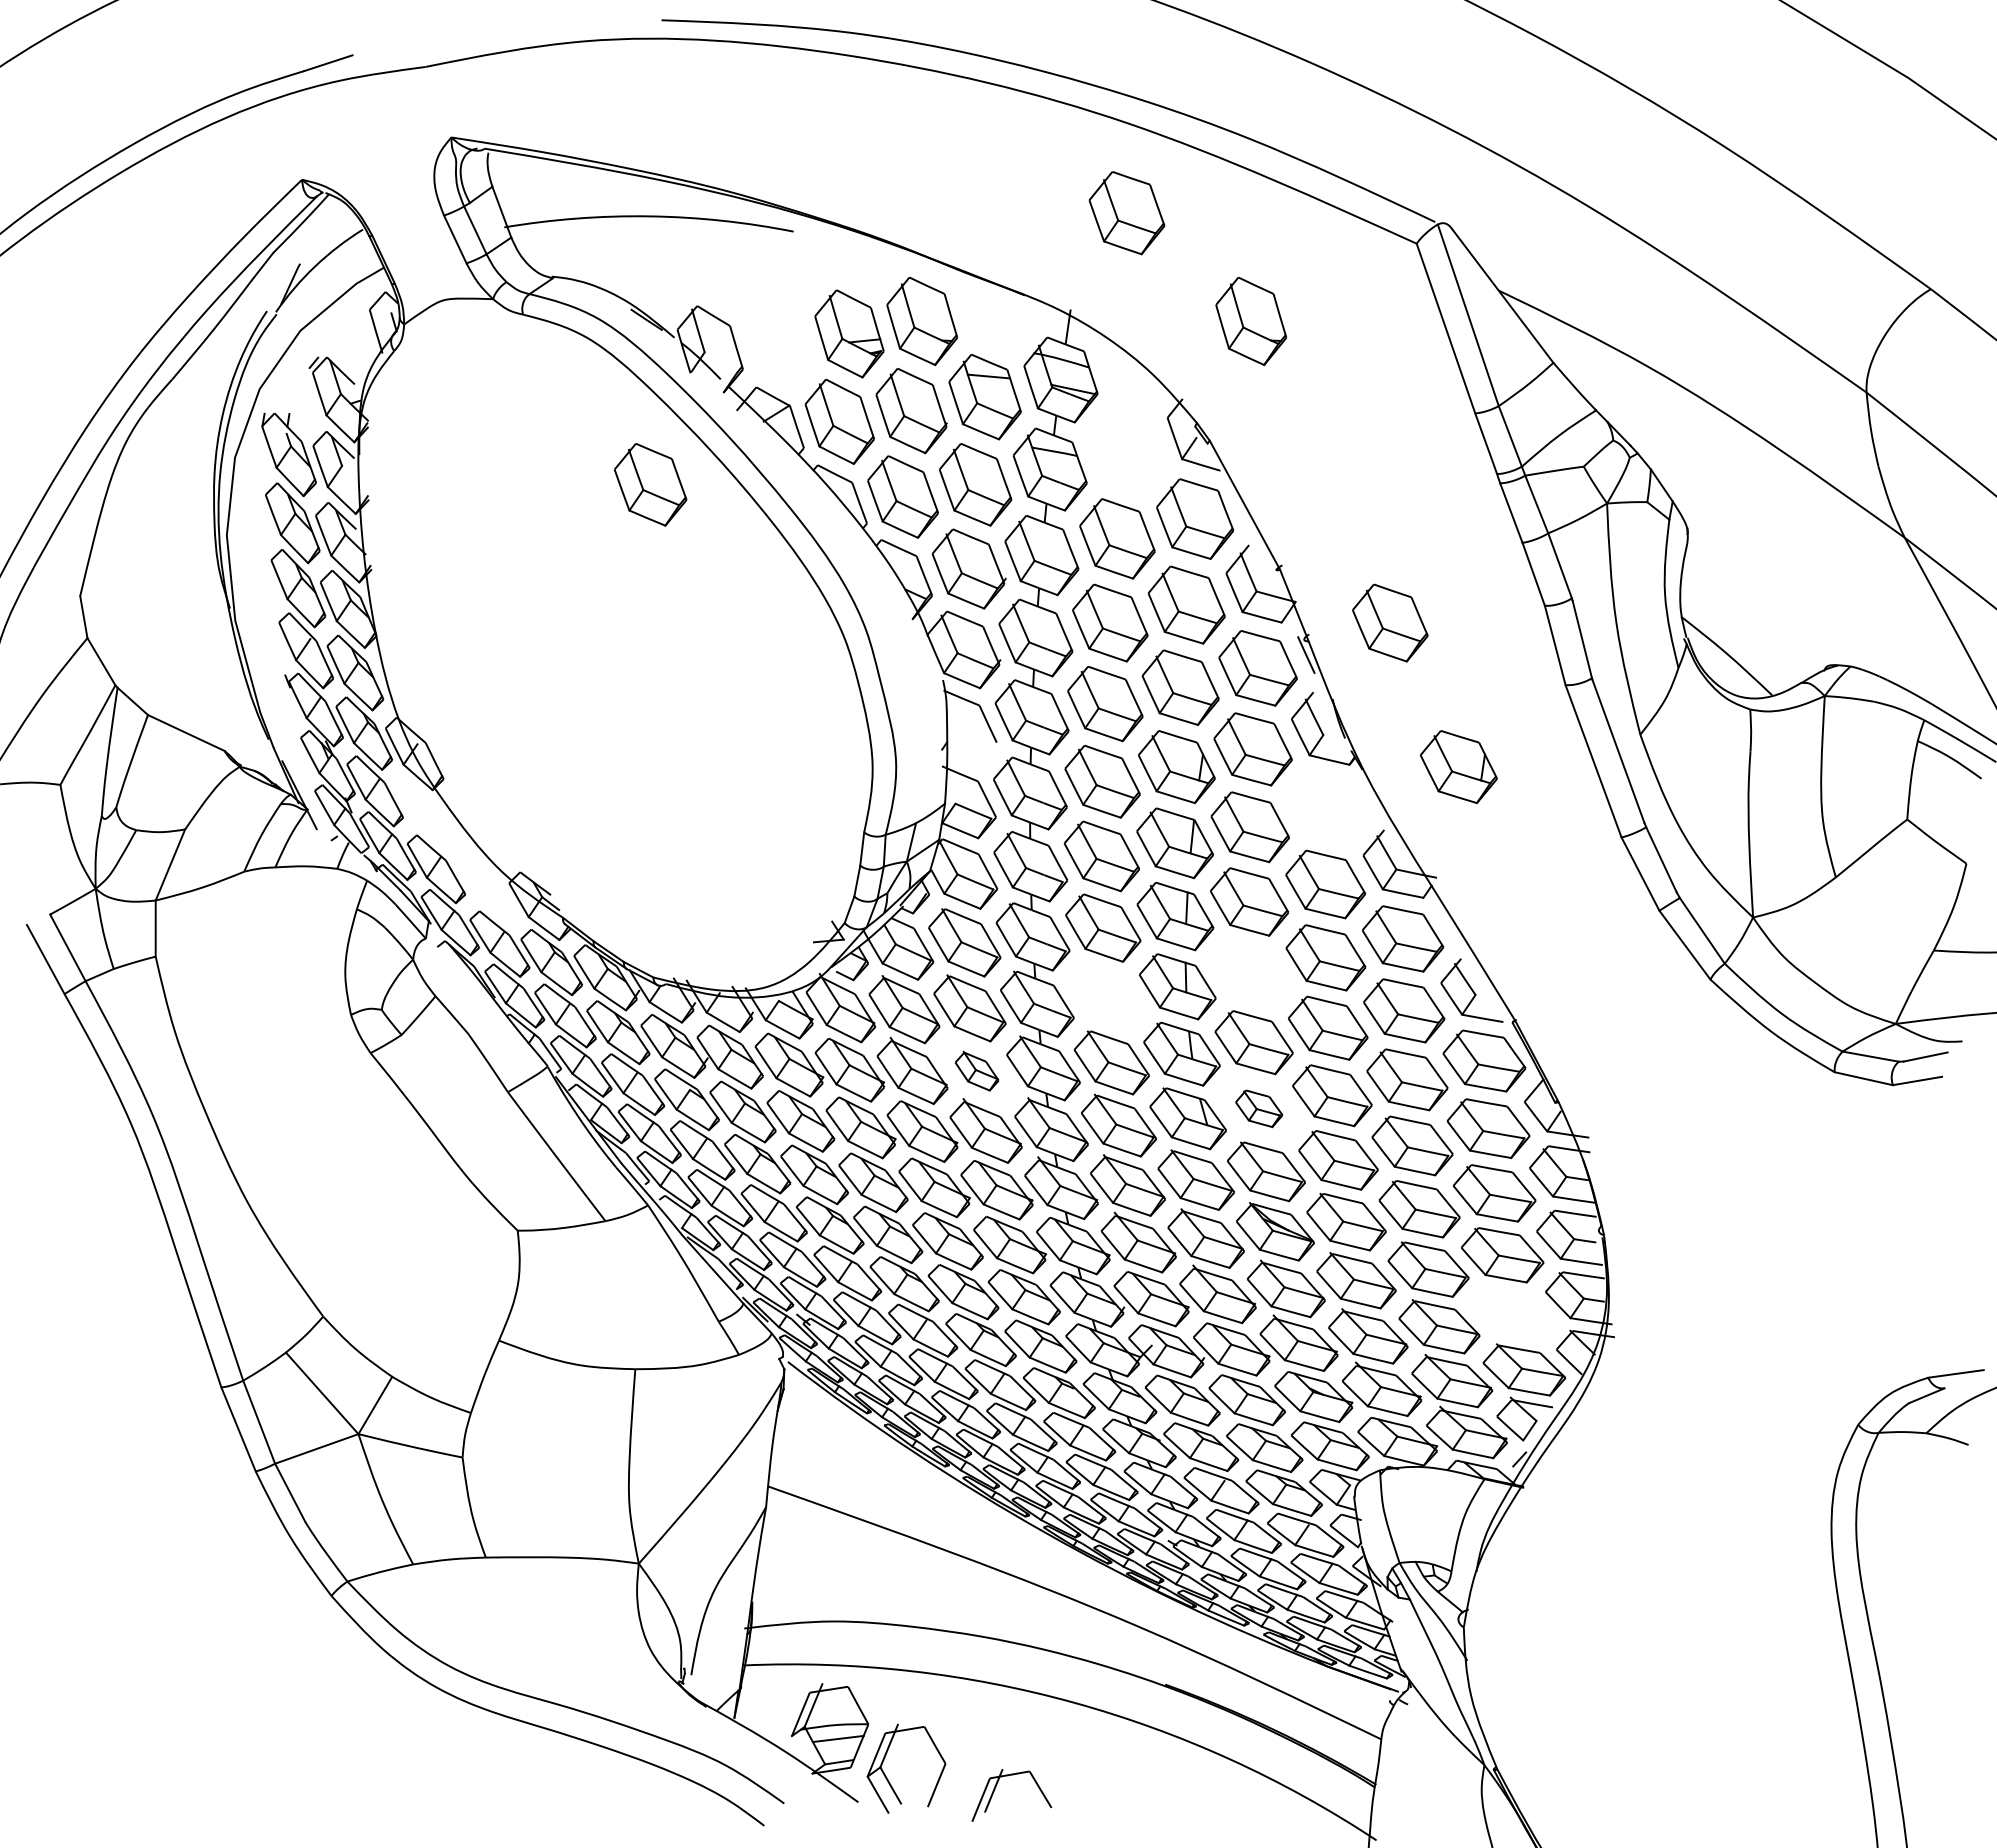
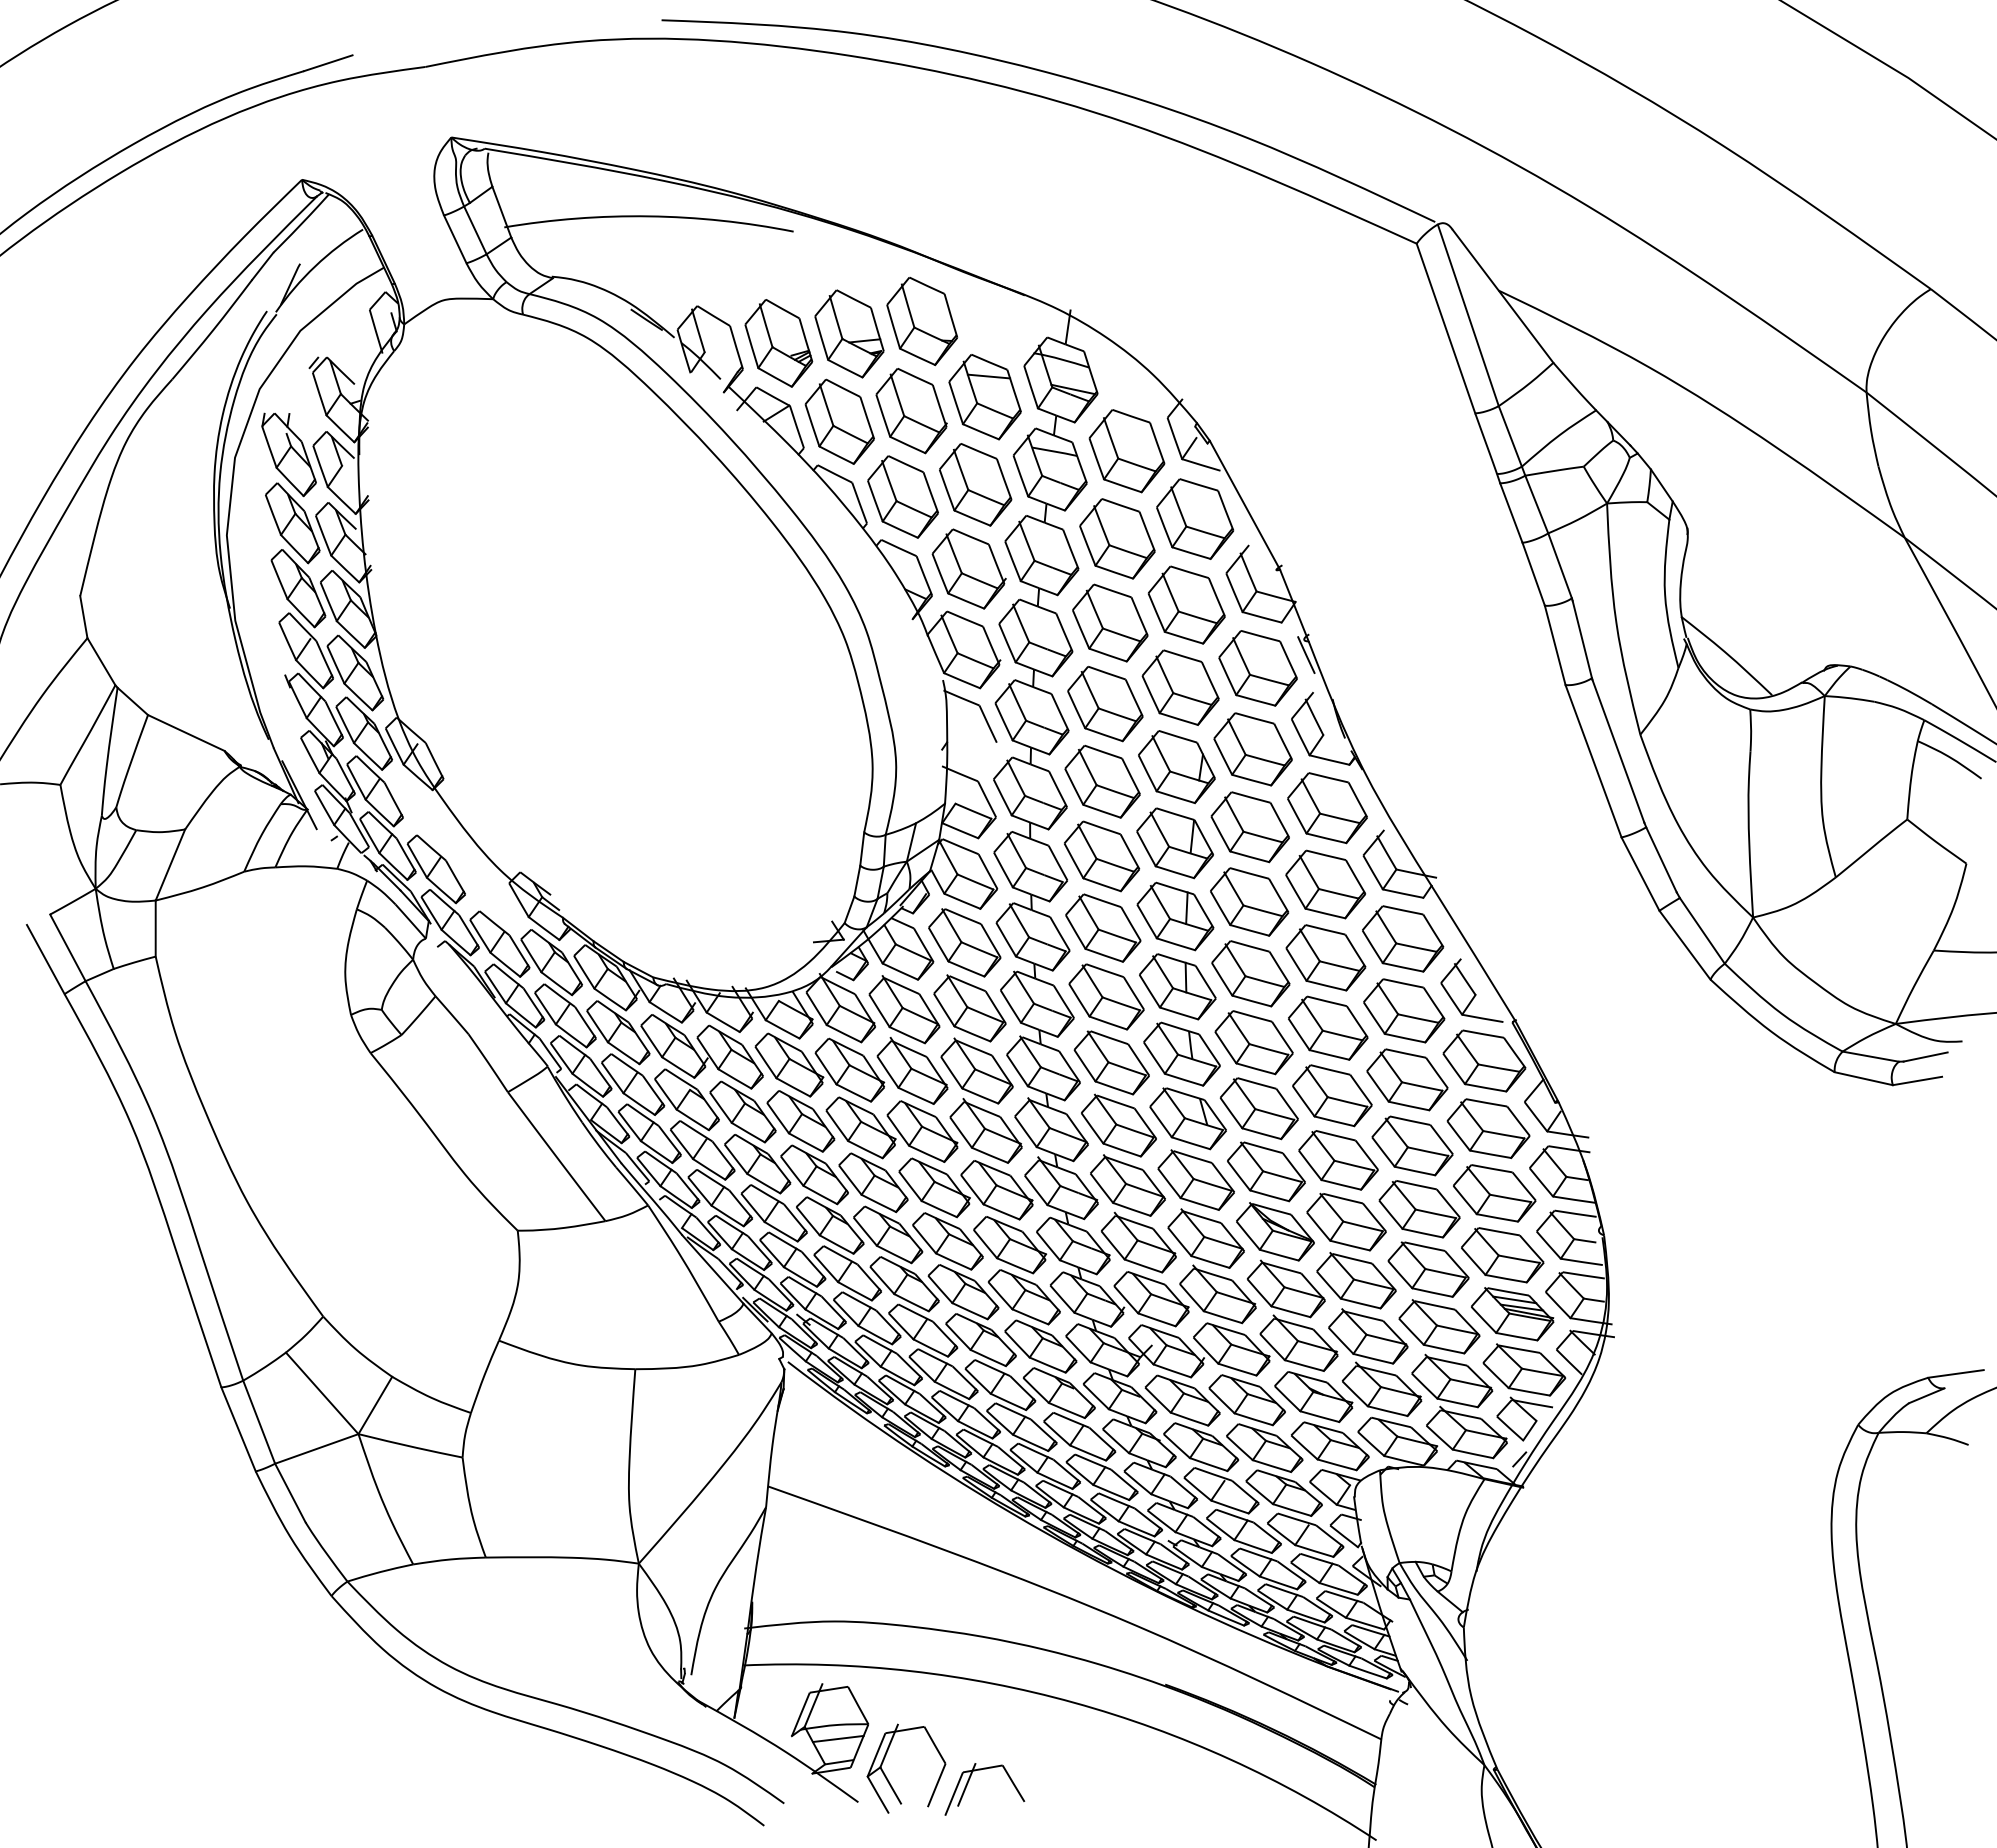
part position: (1126, 213) -> (1126, 451) (1126, 451)
part: present -> none (1251, 321)
part: none -> present (778, 343)
part: present -> none (650, 484)
part: present -> none (1390, 622)
part: present -> none (1458, 767)
part: none -> present (1327, 808)
part: none -> present (1250, 973)
part: none -> present (1106, 996)
part size: 45x42 px -> 74x68 px (976, 1070)
part size: 49x40 px -> 80x64 px (1258, 1108)
part: none -> present (1512, 1314)
part position: (996, 1787) -> (969, 1781) (969, 1781)
